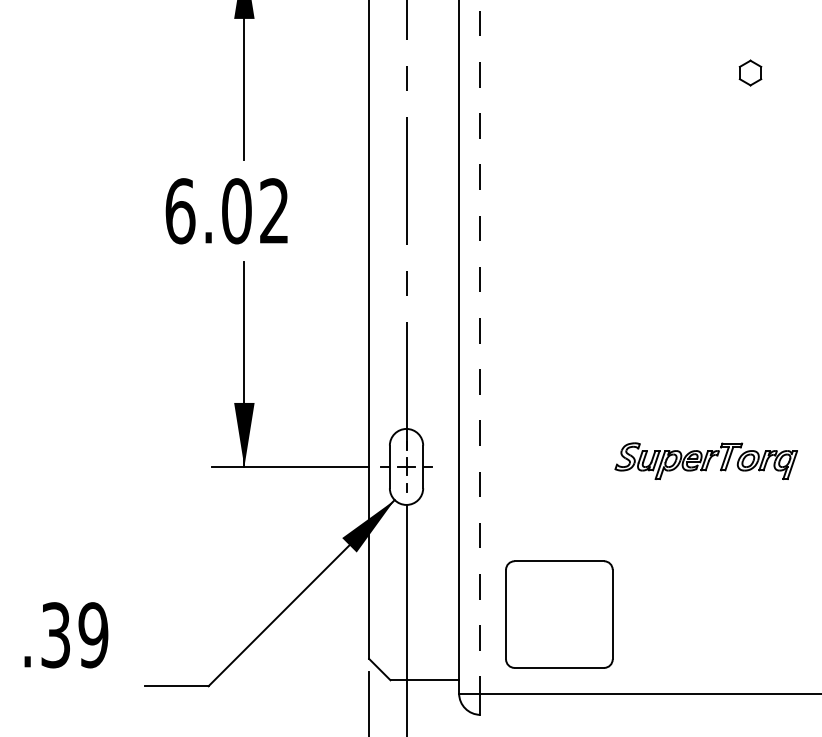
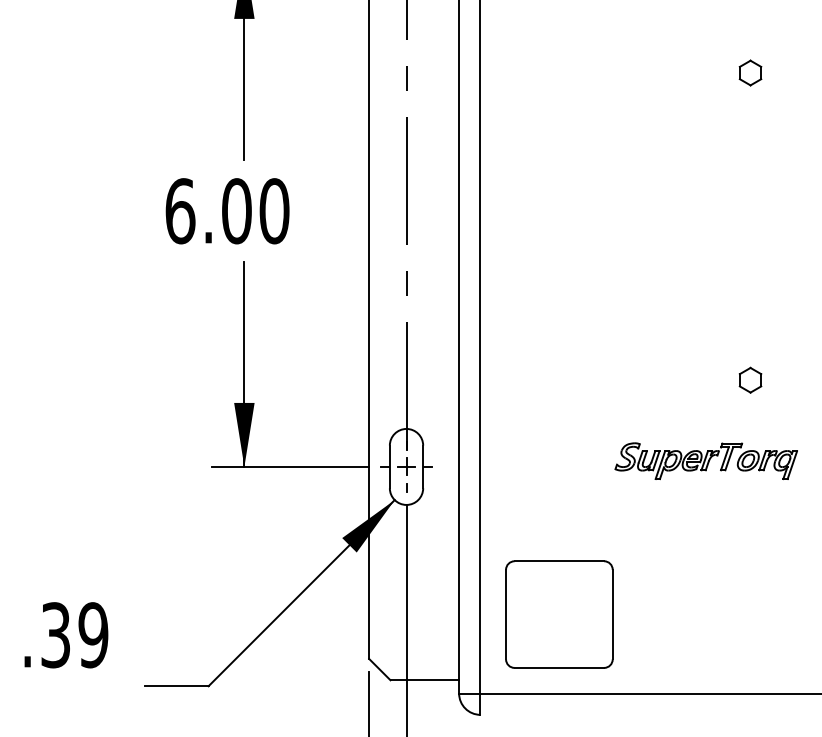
text: 6.02 -> 6.00 (274, 211)
line: dashed -> solid (480, 347)
part: none -> present (750, 379)
